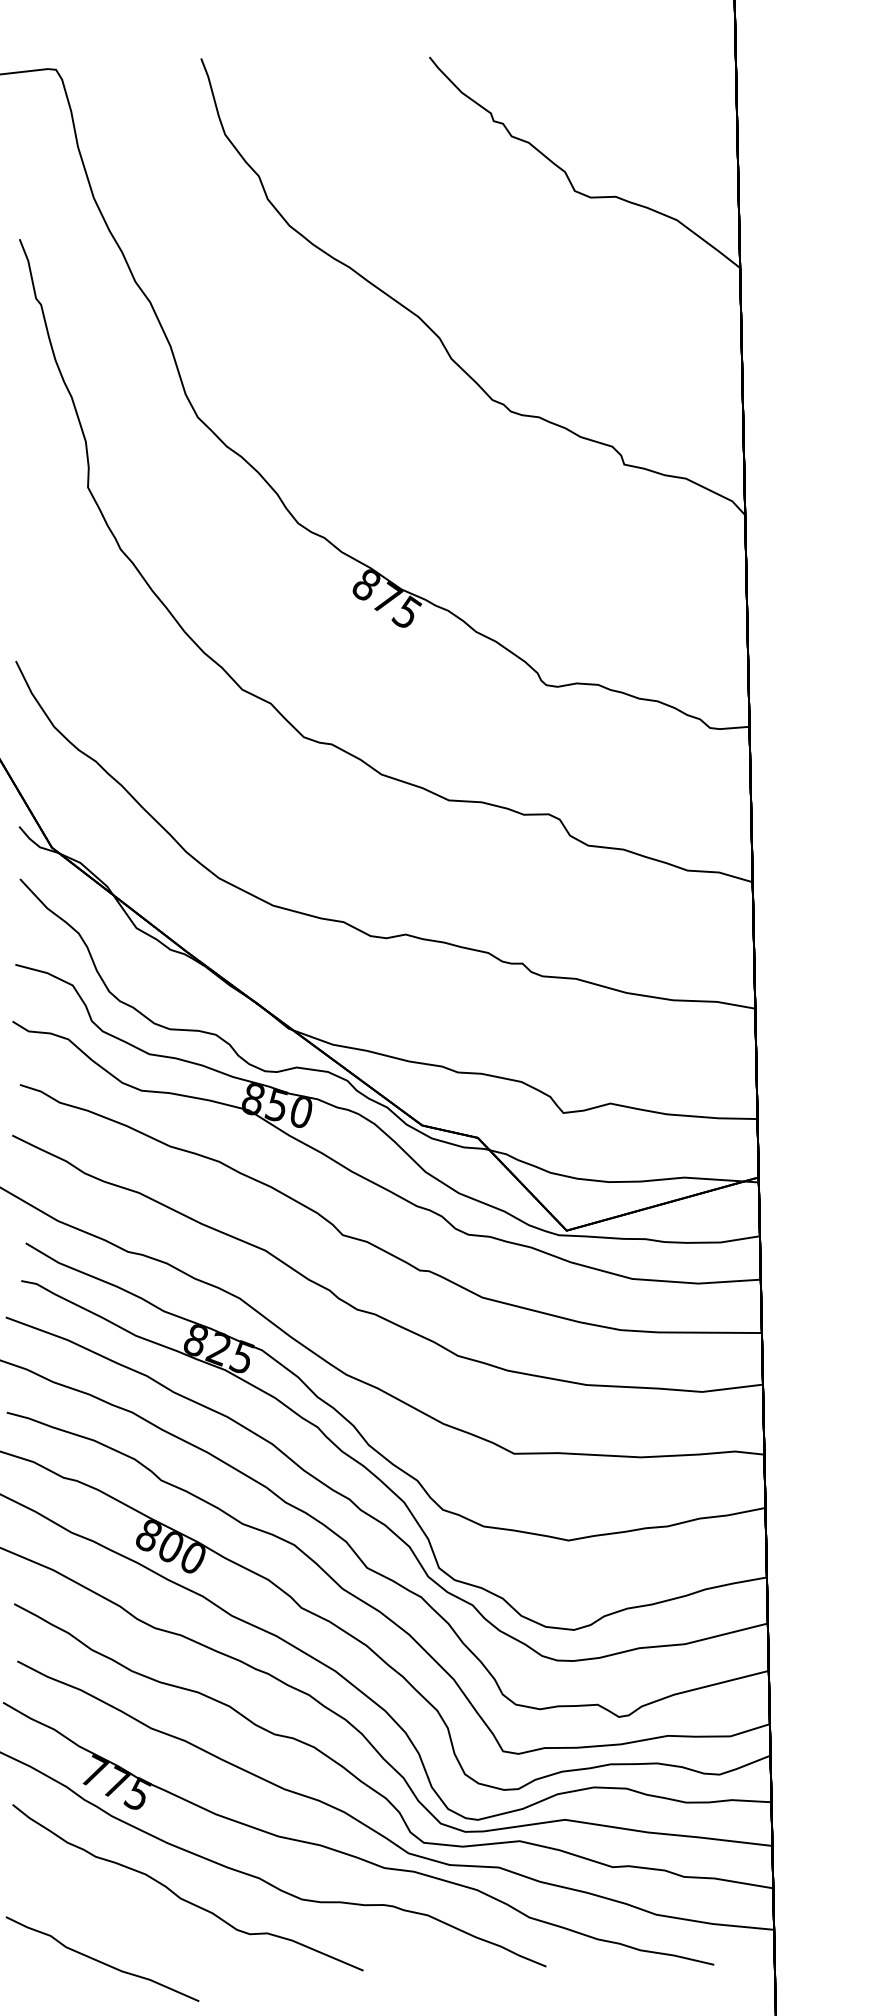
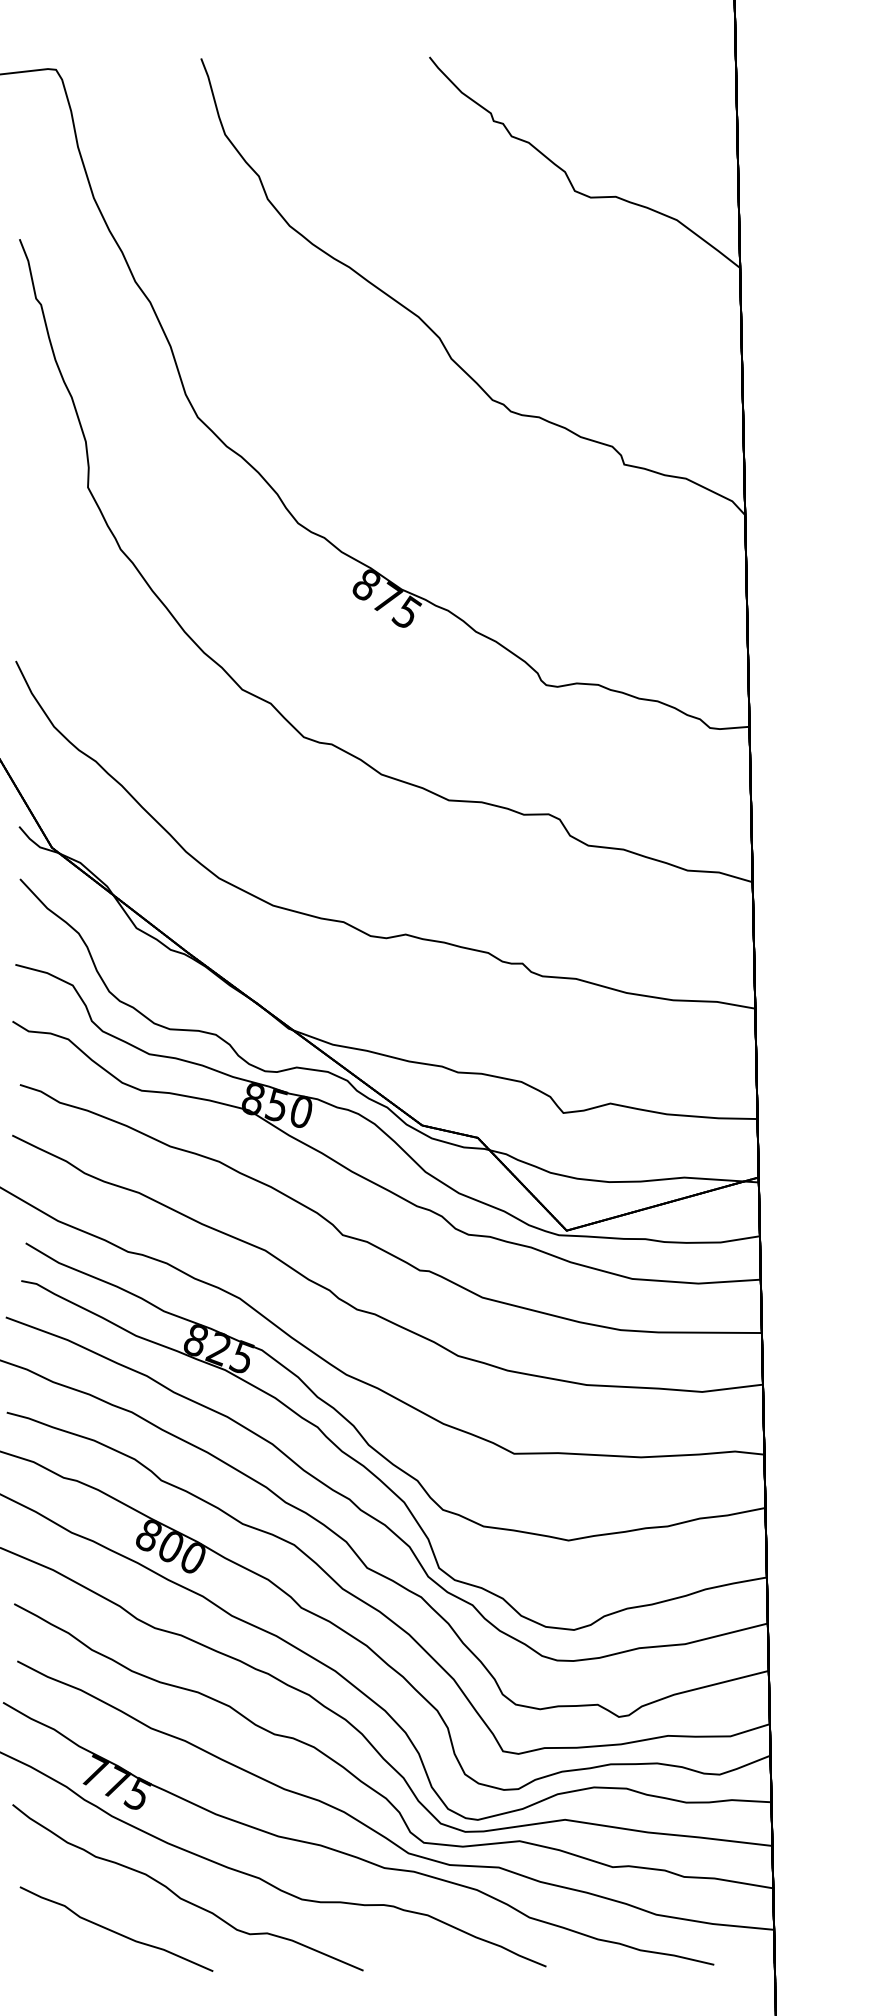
curve position: (102, 1961) -> (116, 1931) (116, 1931)
